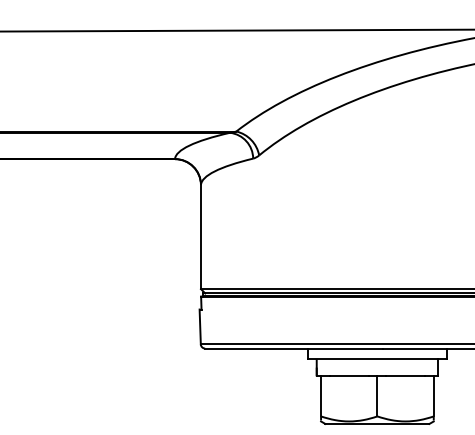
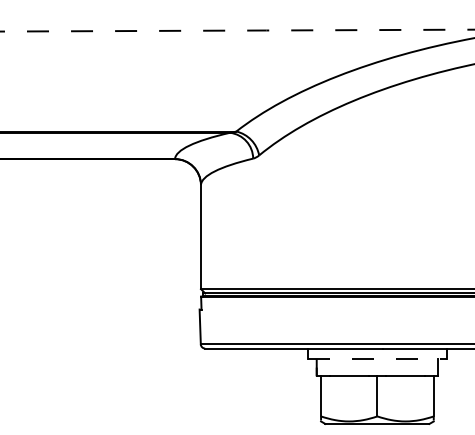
line: solid -> dashed (238, 30)
line: solid -> dashed (377, 358)
